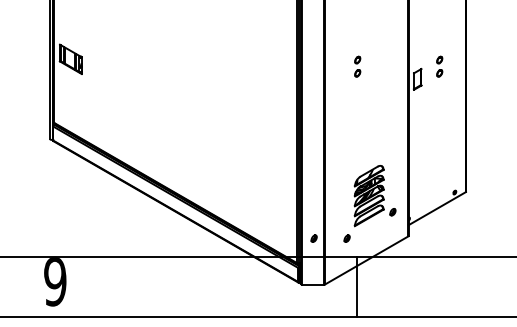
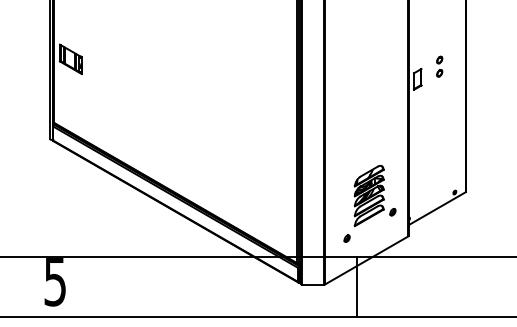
part: present -> none (357, 66)
part: present -> none (313, 238)
text: 9 -> 5 (55, 282)
